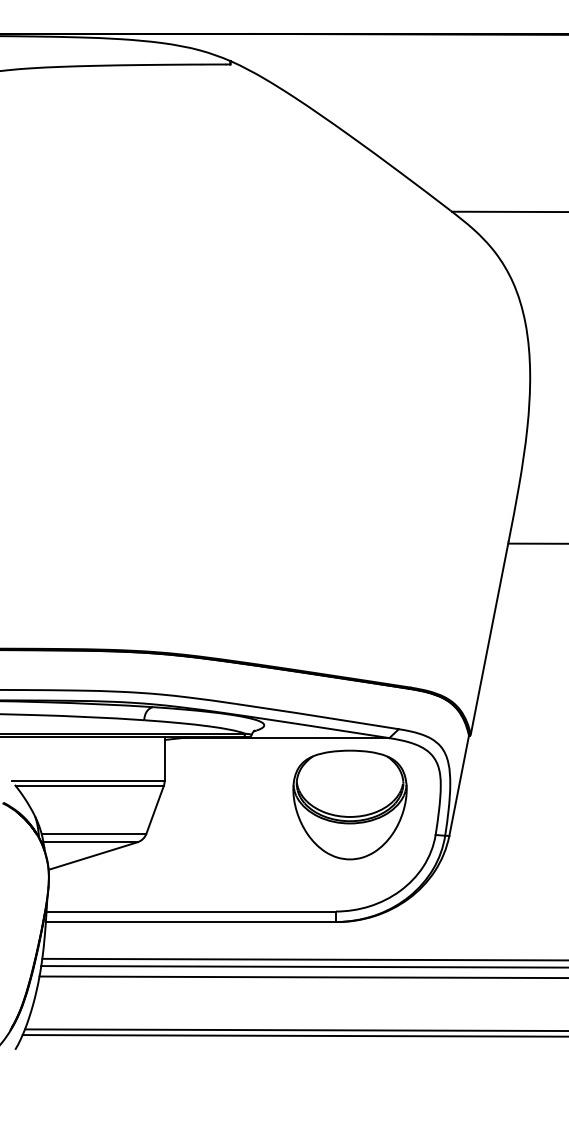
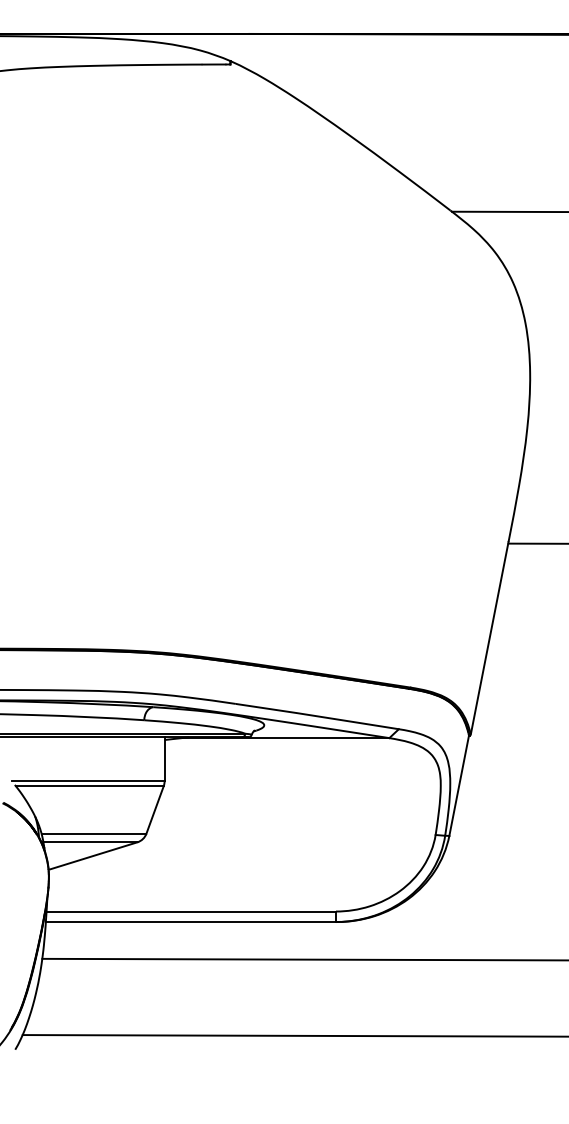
part: present -> none (349, 804)
line: present -> none (303, 966)
line: present -> none (302, 977)
line: present -> none (295, 1030)
